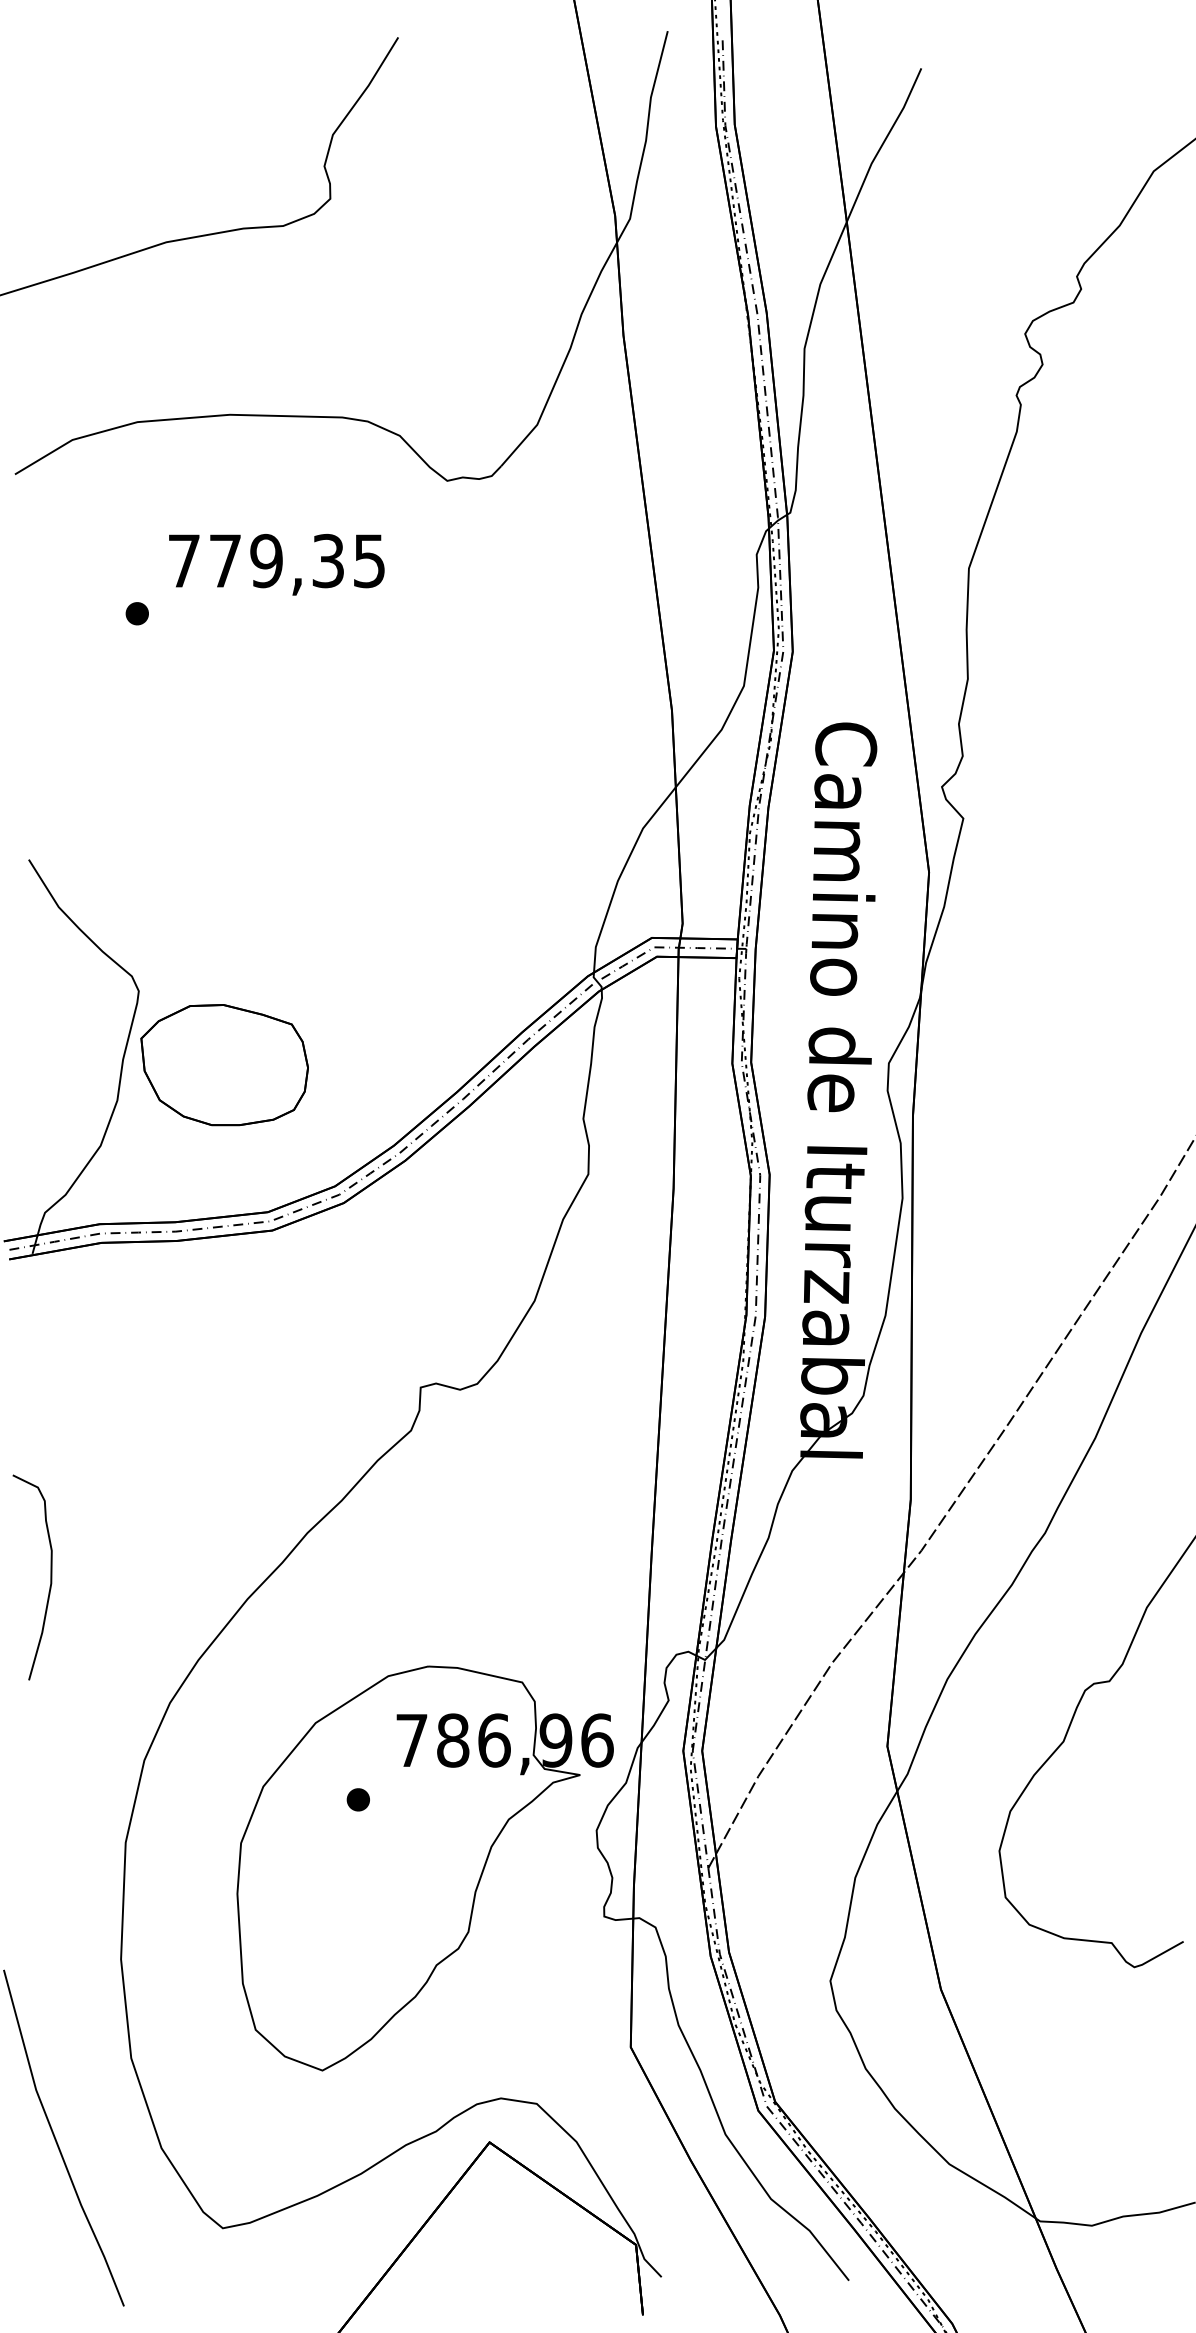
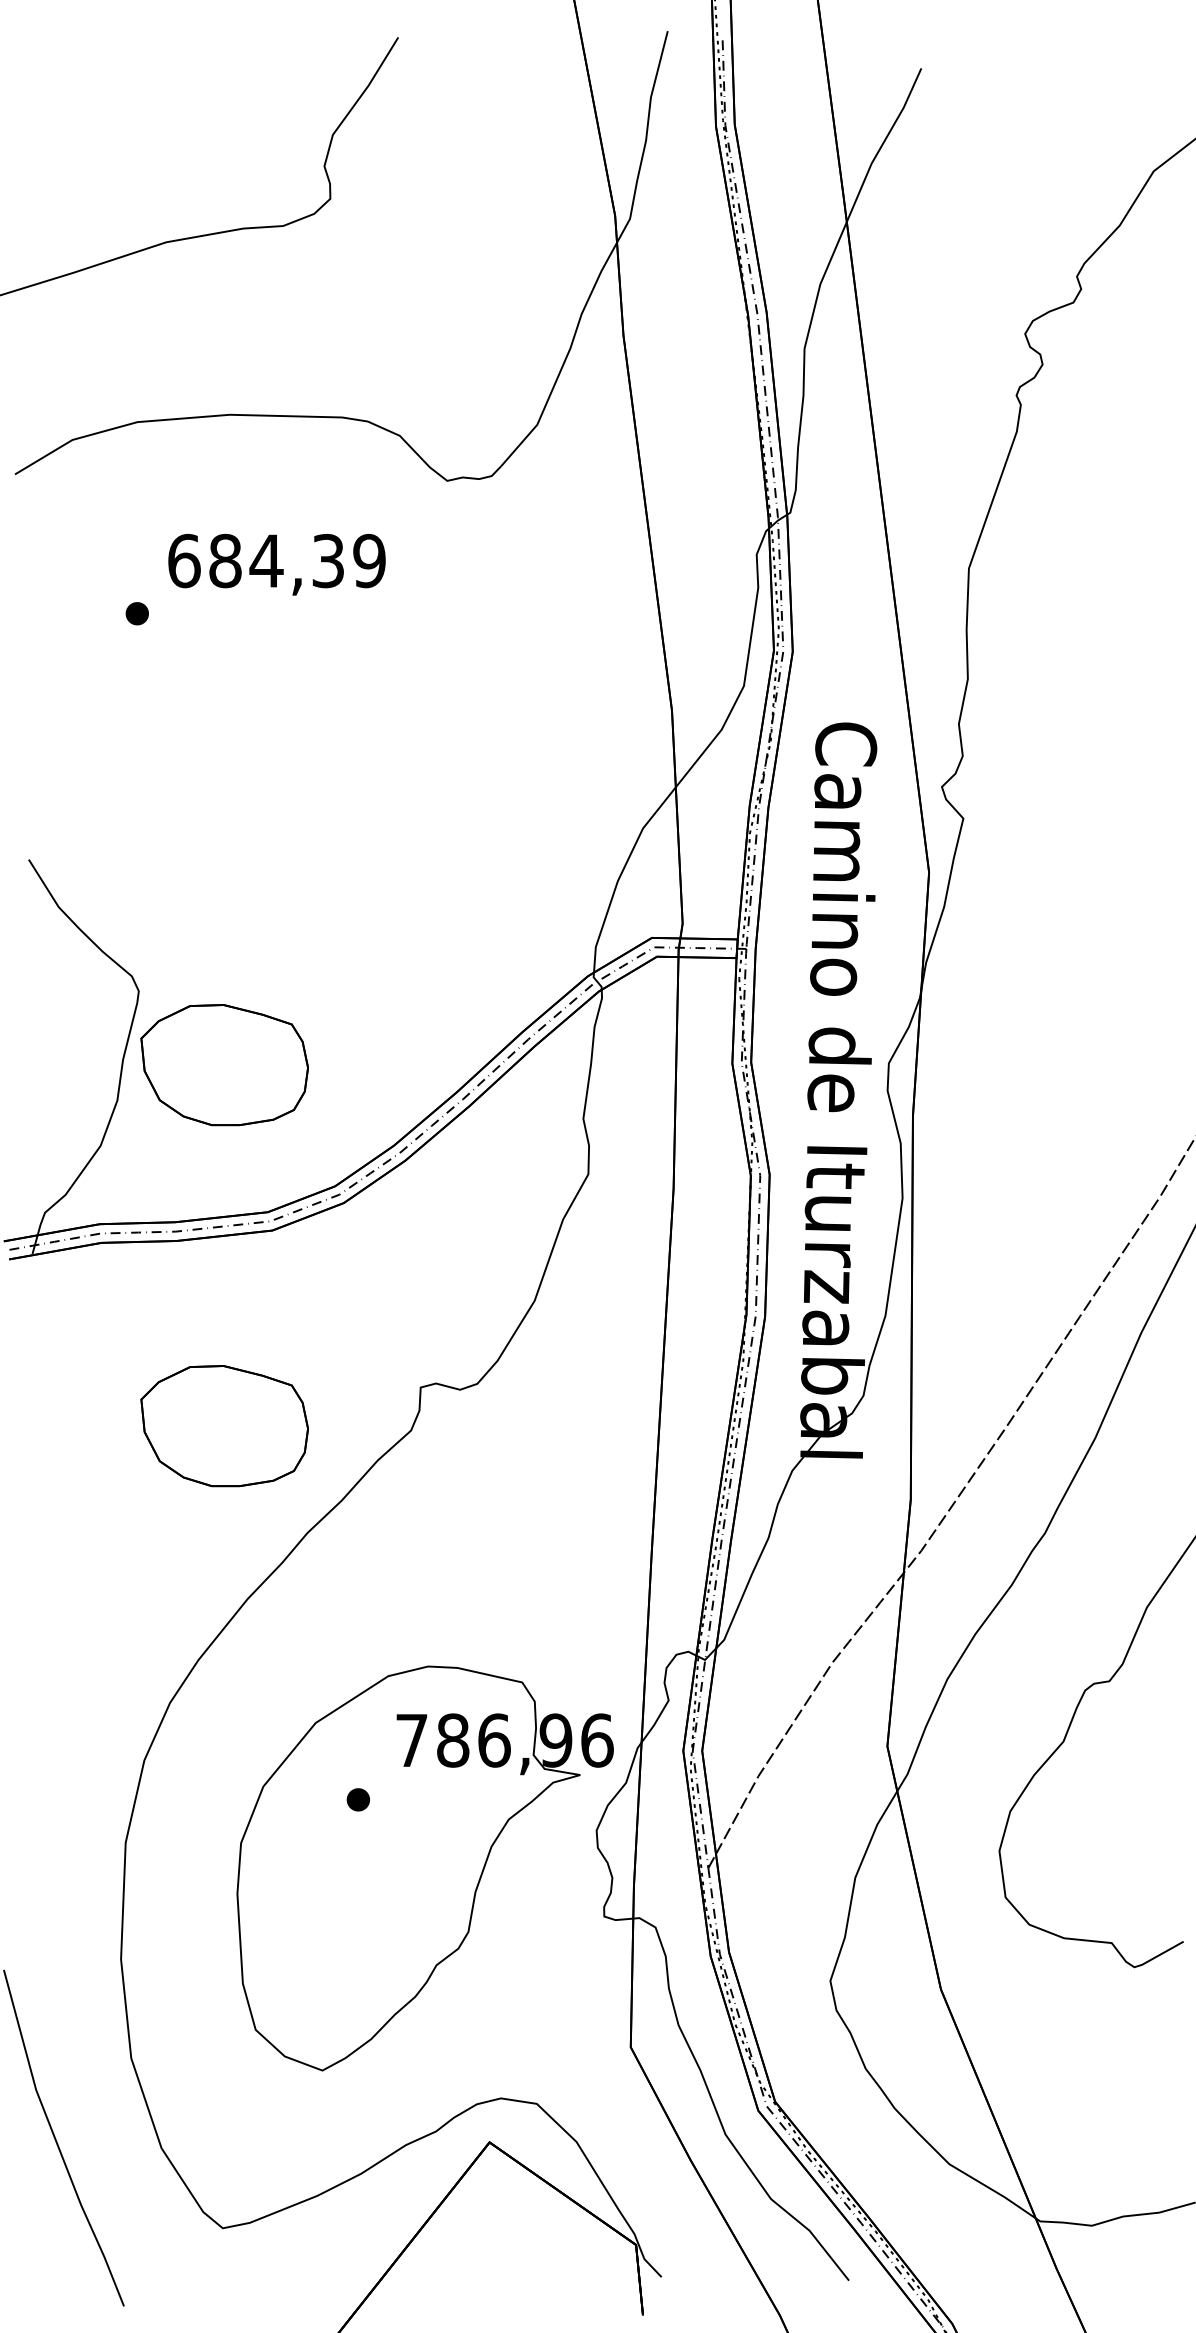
text: 779,35 -> 684,39 (276, 560)
part: none -> present (224, 1426)
curve: present -> none (50, 1577)
